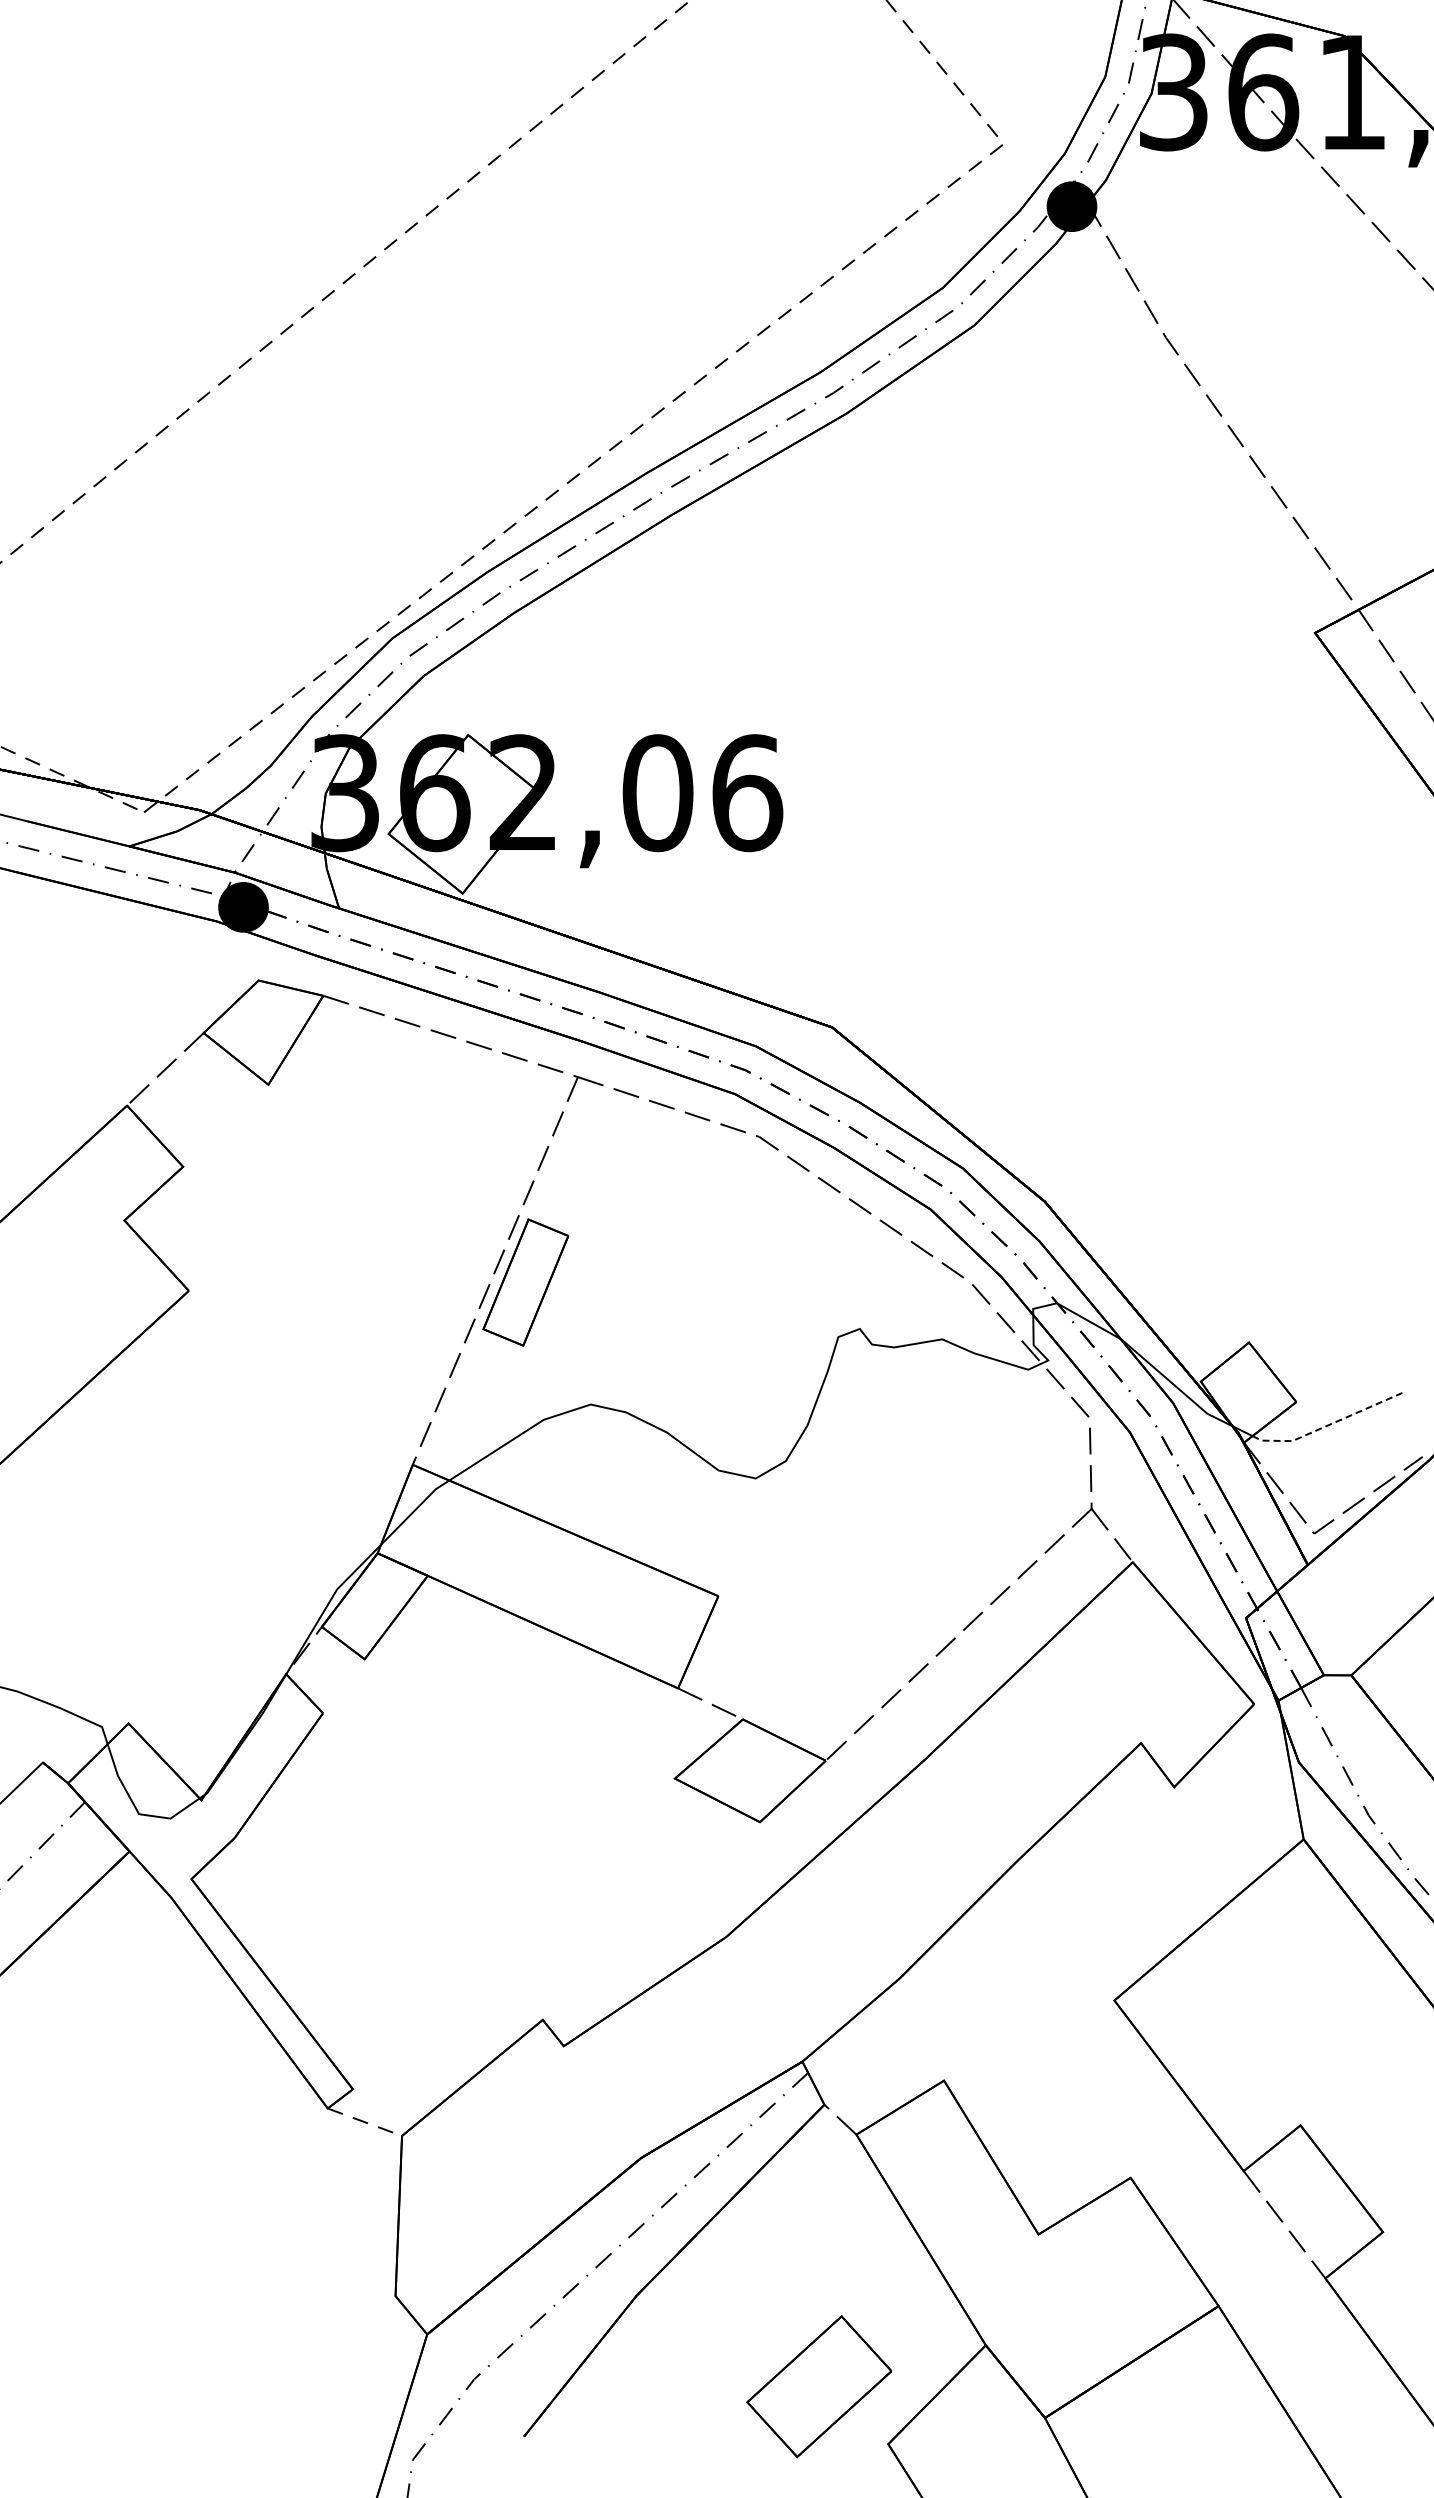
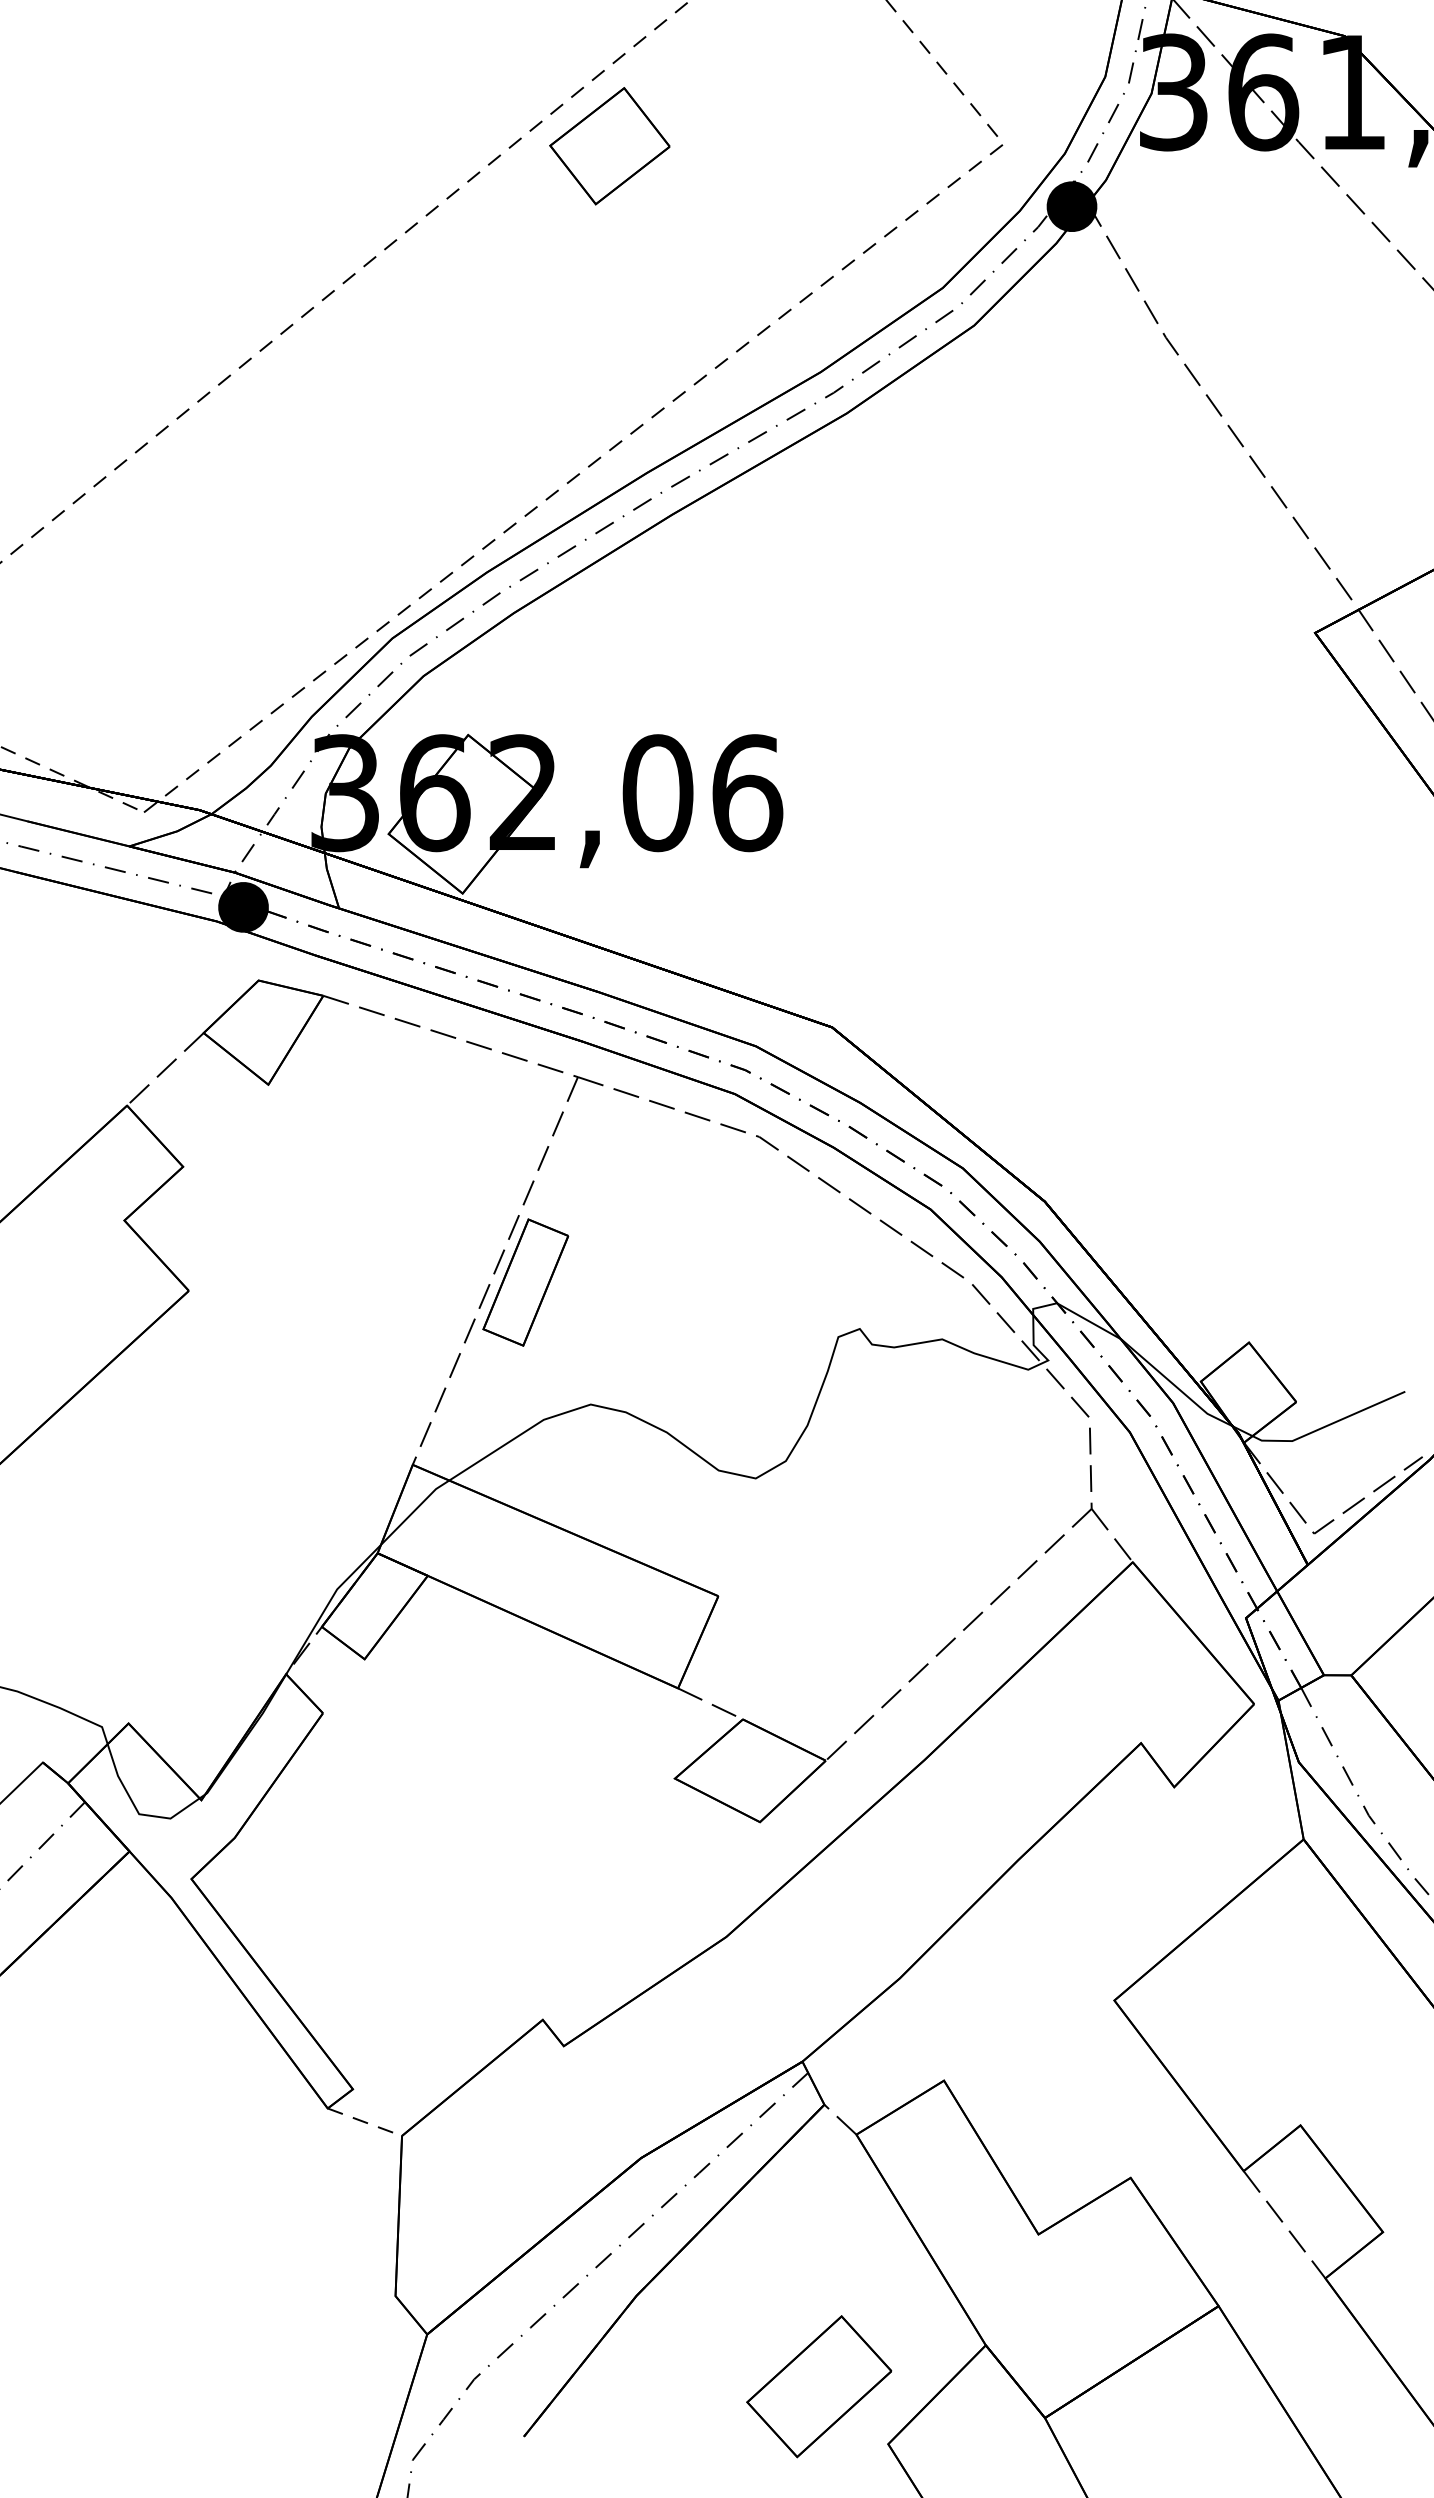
part: none -> present (609, 146)
line: dashed -> solid (1328, 1425)
